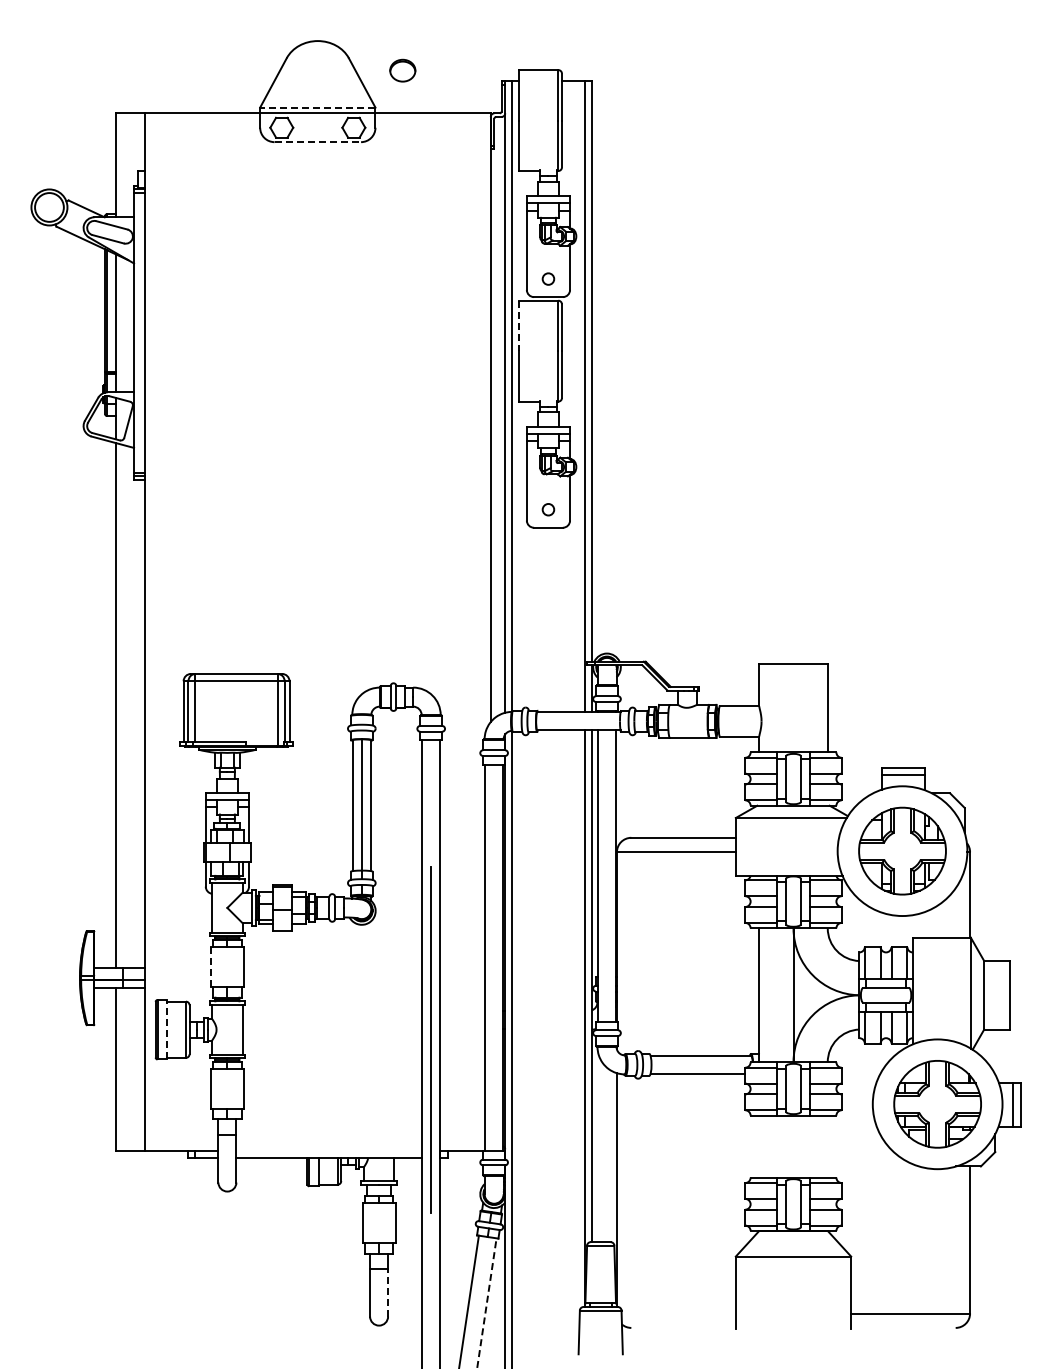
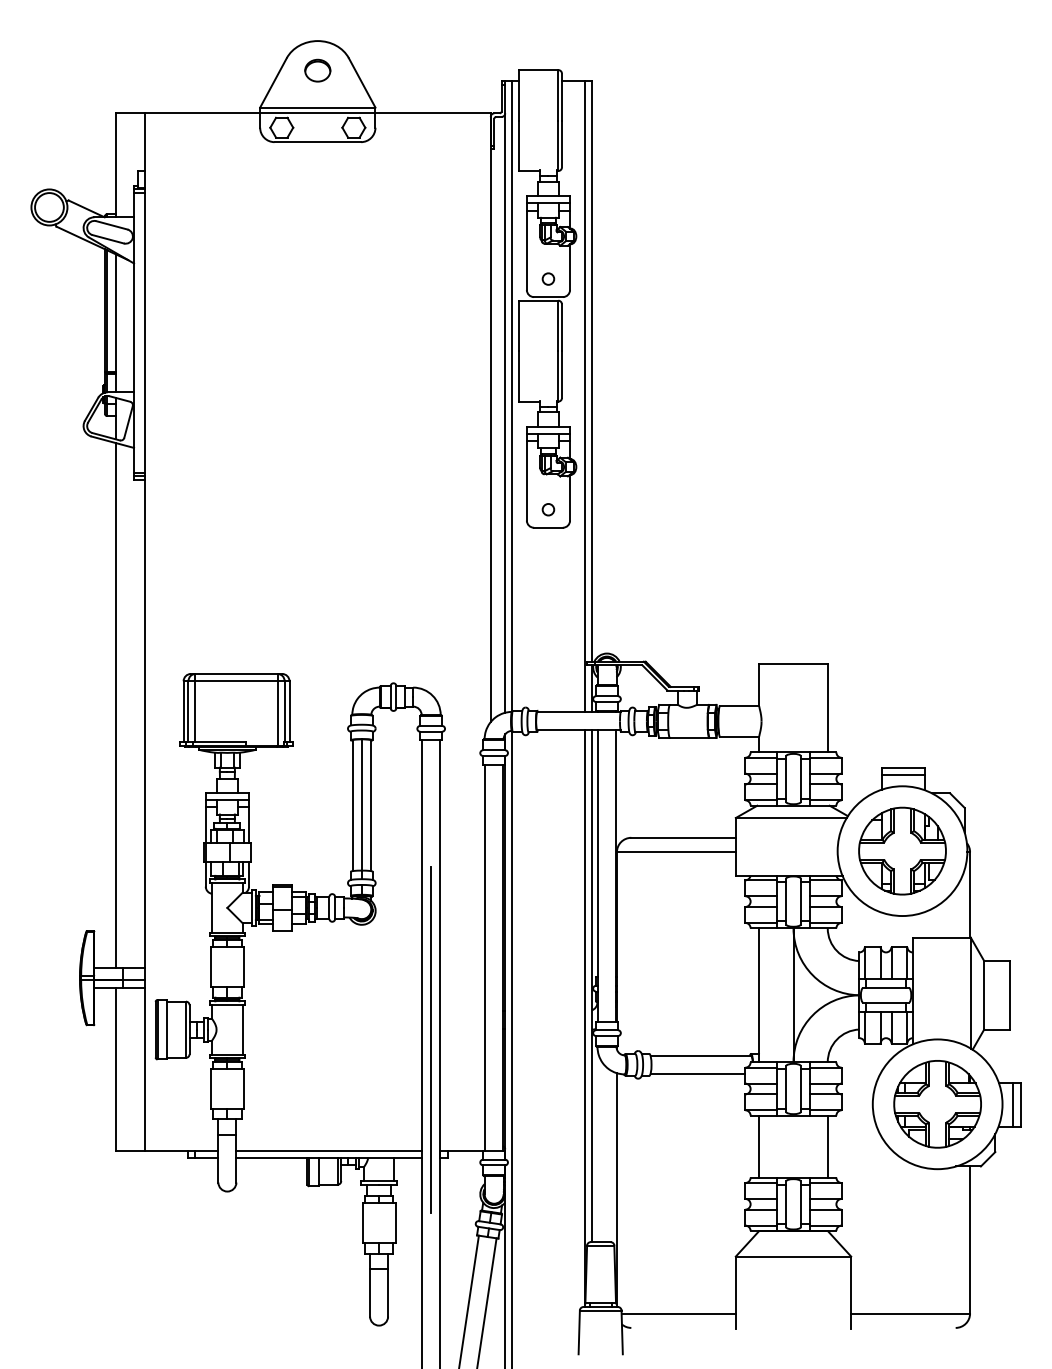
part position: (402, 70) -> (317, 70) (317, 70)
line: dashed -> solid (317, 107)
line: dashed -> solid (318, 142)
line: dashed -> solid (518, 326)
line: dashed -> solid (210, 967)
line: dashed -> solid (167, 1029)
line: none -> present (759, 1146)
line: none -> present (827, 1146)
line: none -> present (329, 1151)
line: dashed -> solid (388, 1293)
line: dashed -> solid (486, 1303)
line: none -> present (678, 1313)
